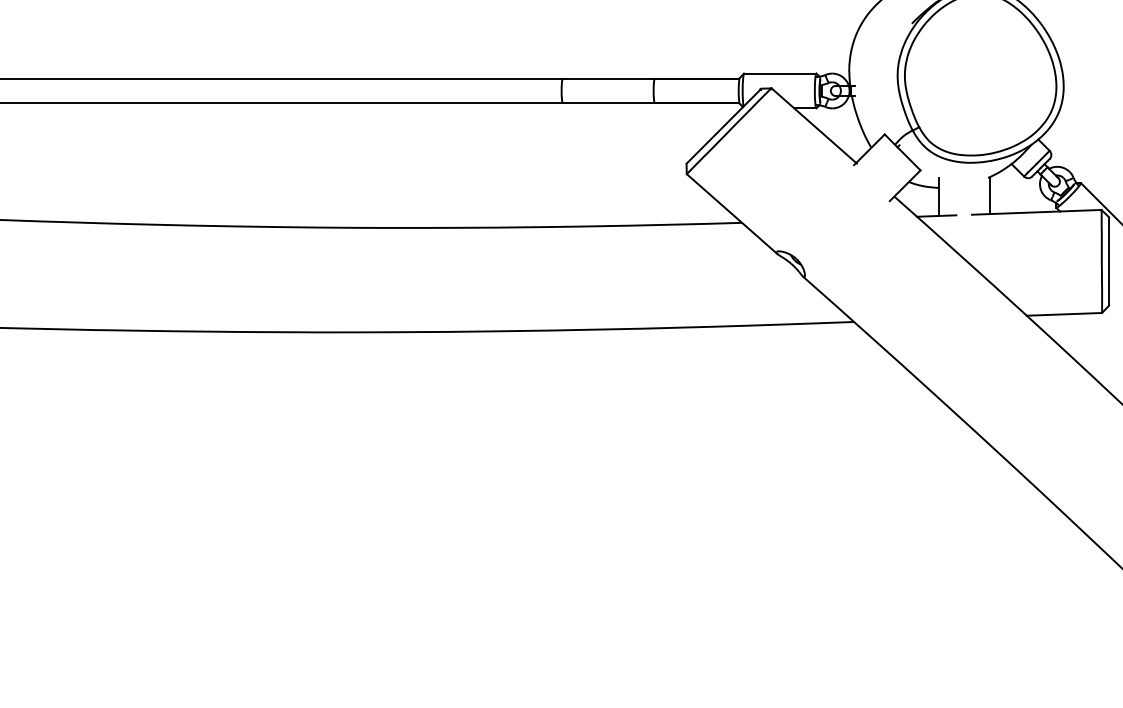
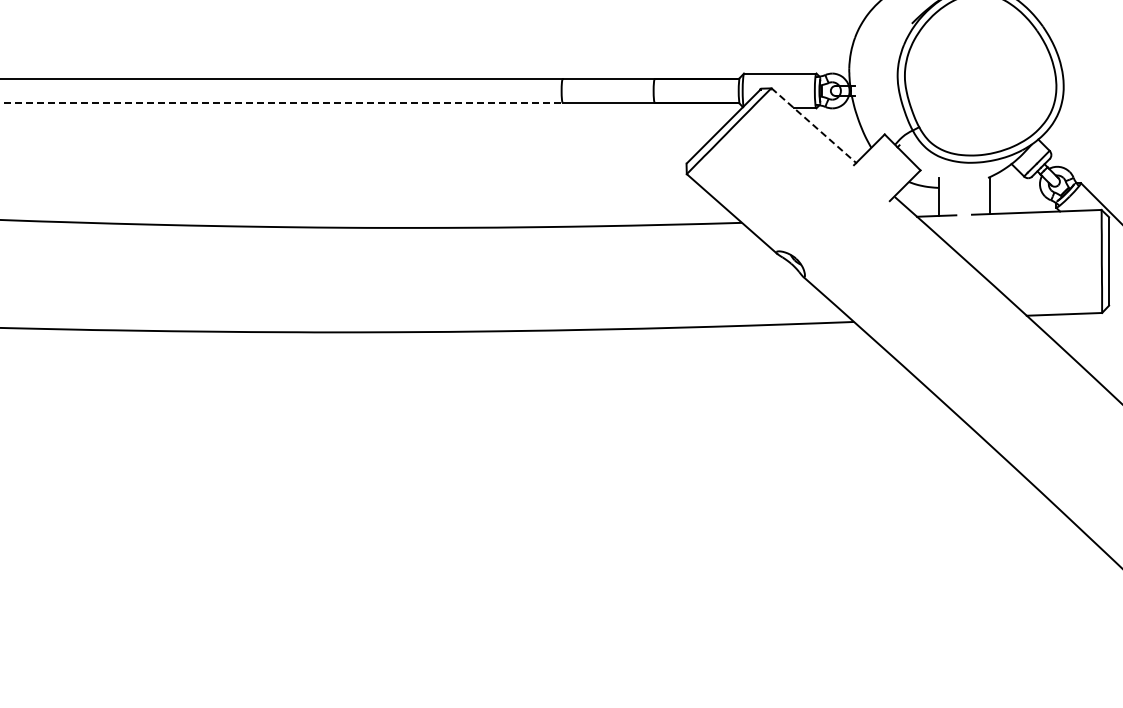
line: solid -> dashed (281, 102)
line: solid -> dashed (814, 125)
